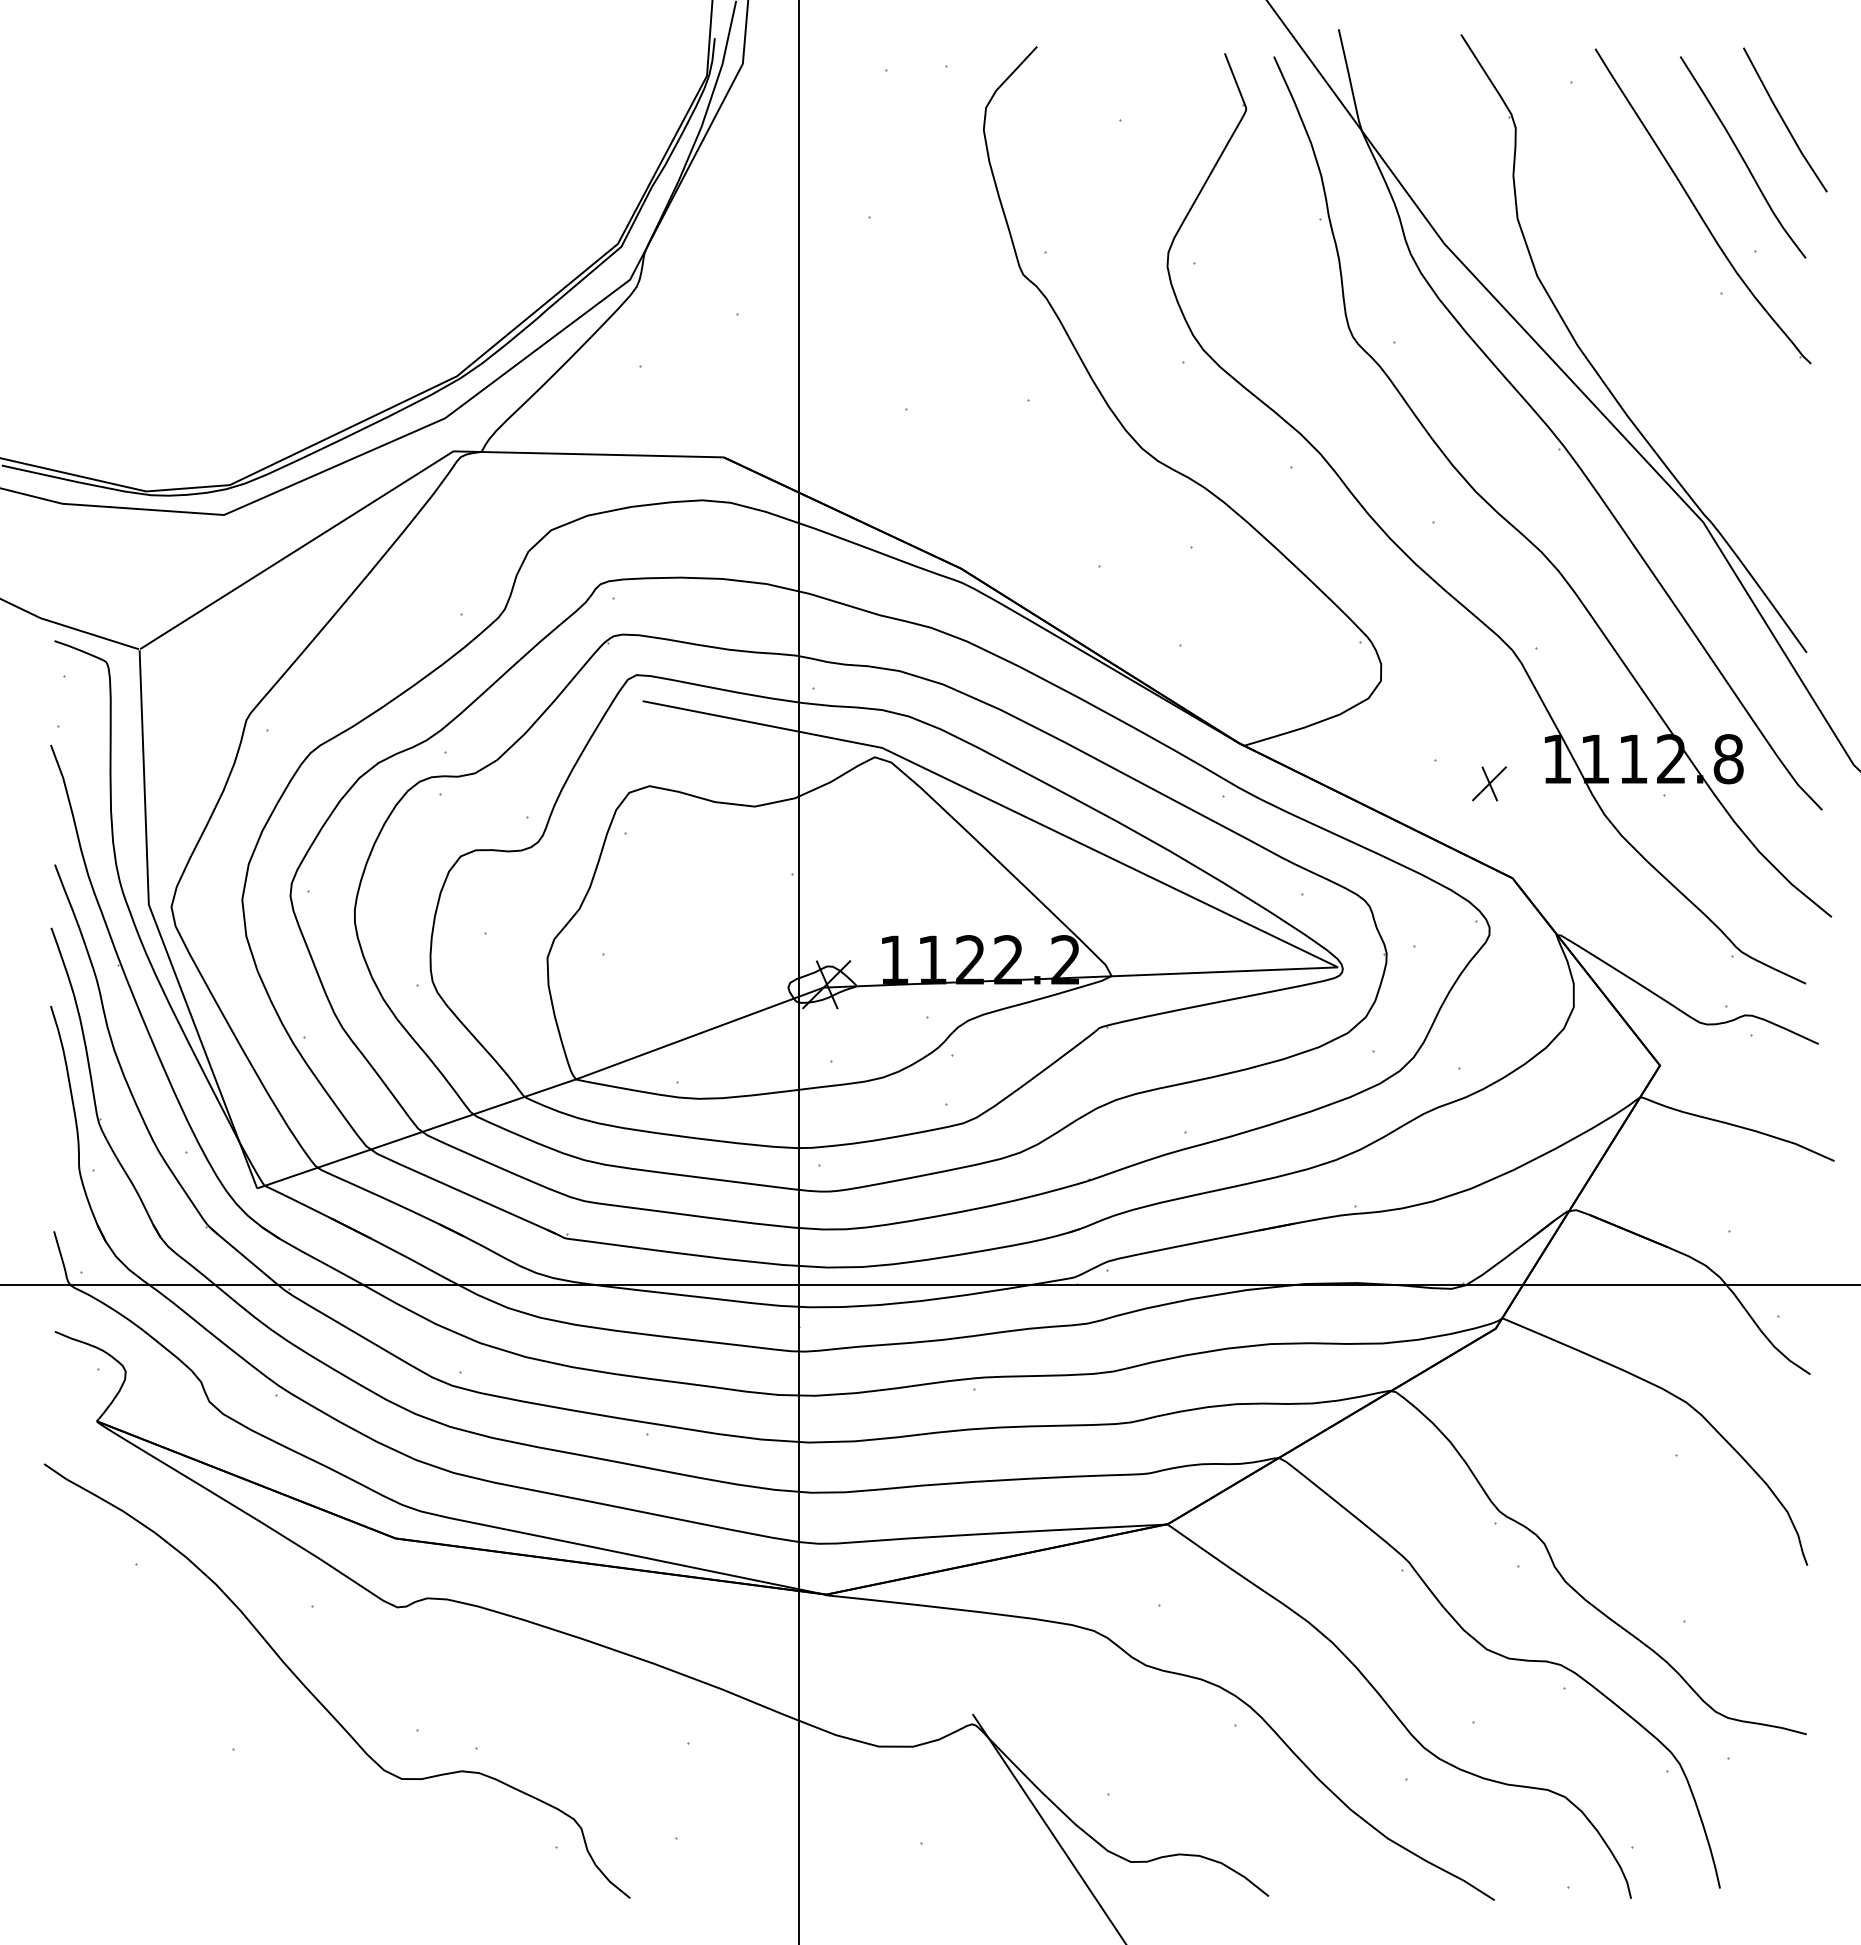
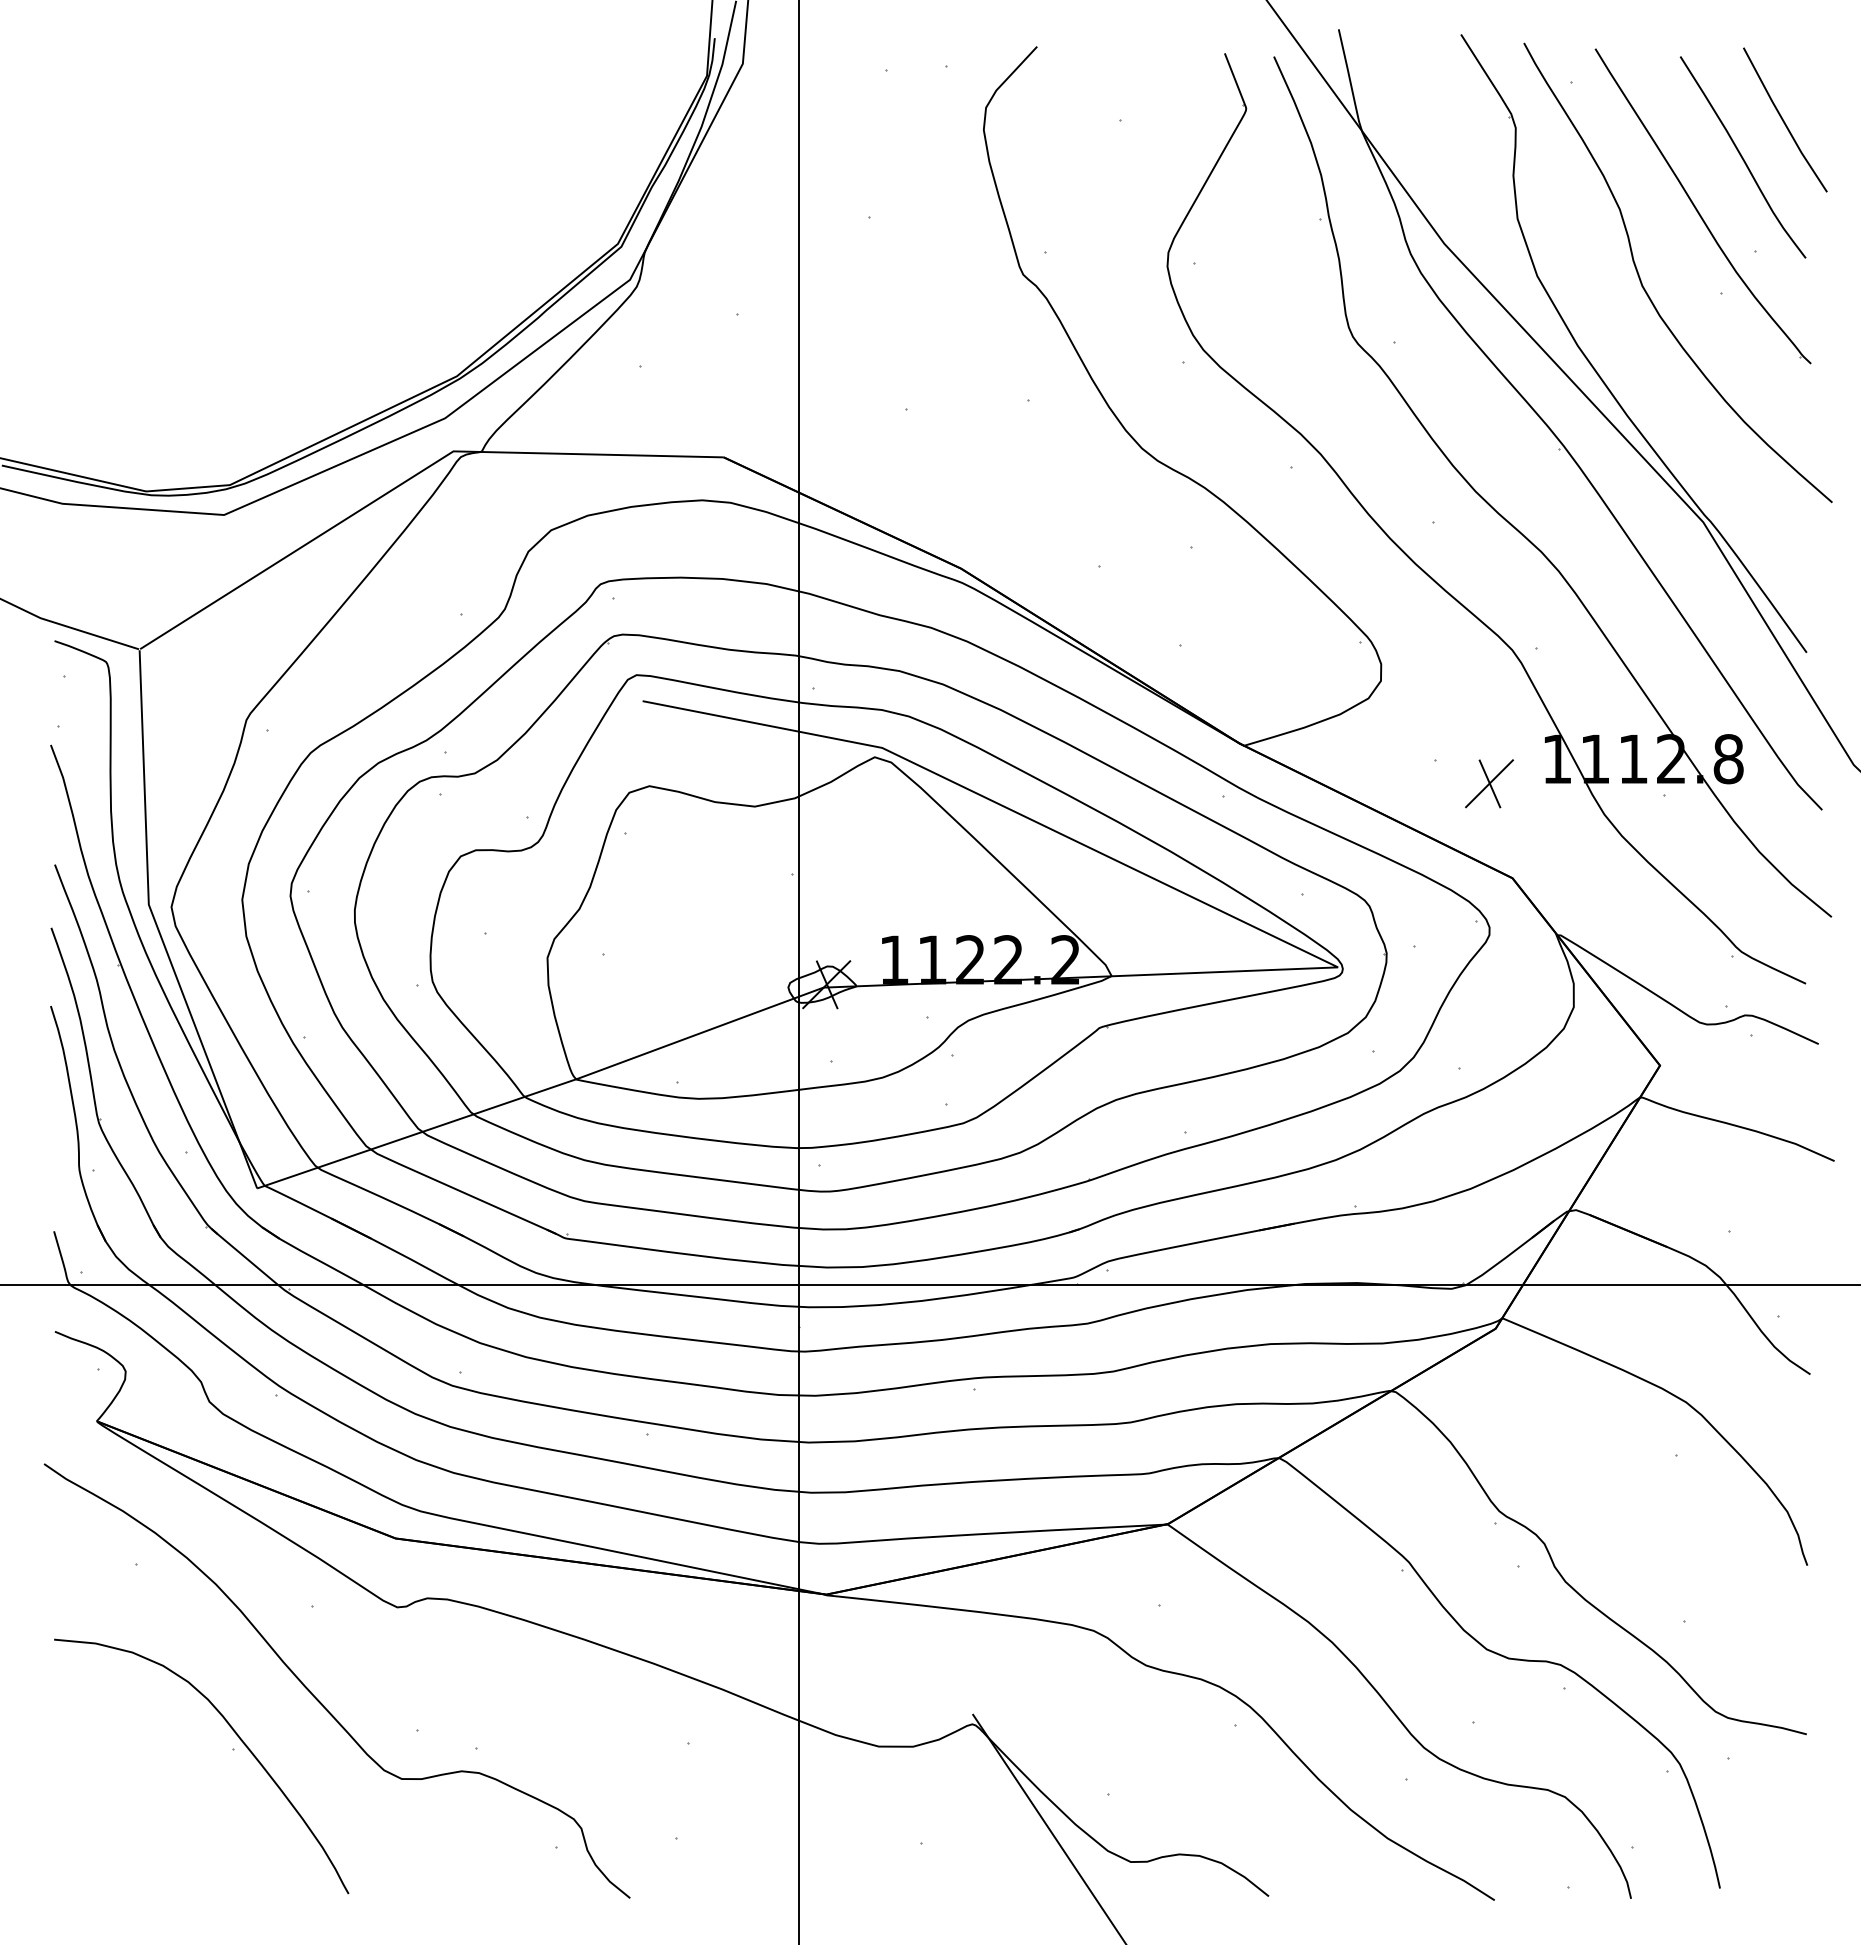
curve: none -> present (1646, 290)
part size: 35x36 px -> 49x50 px (1489, 783)
curve: none -> present (239, 1739)
